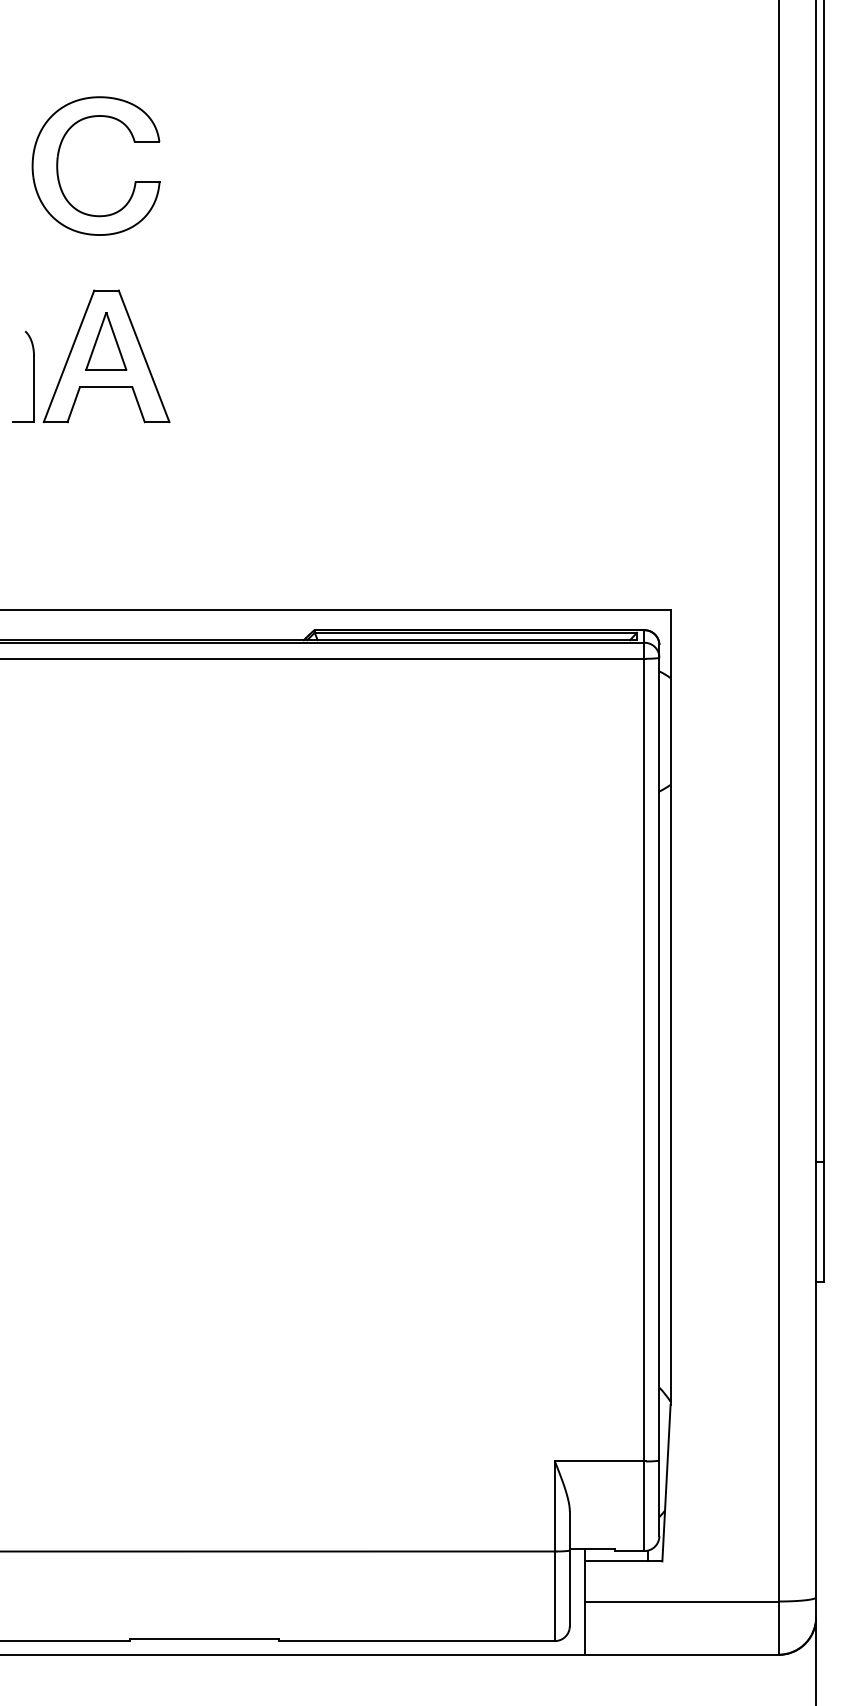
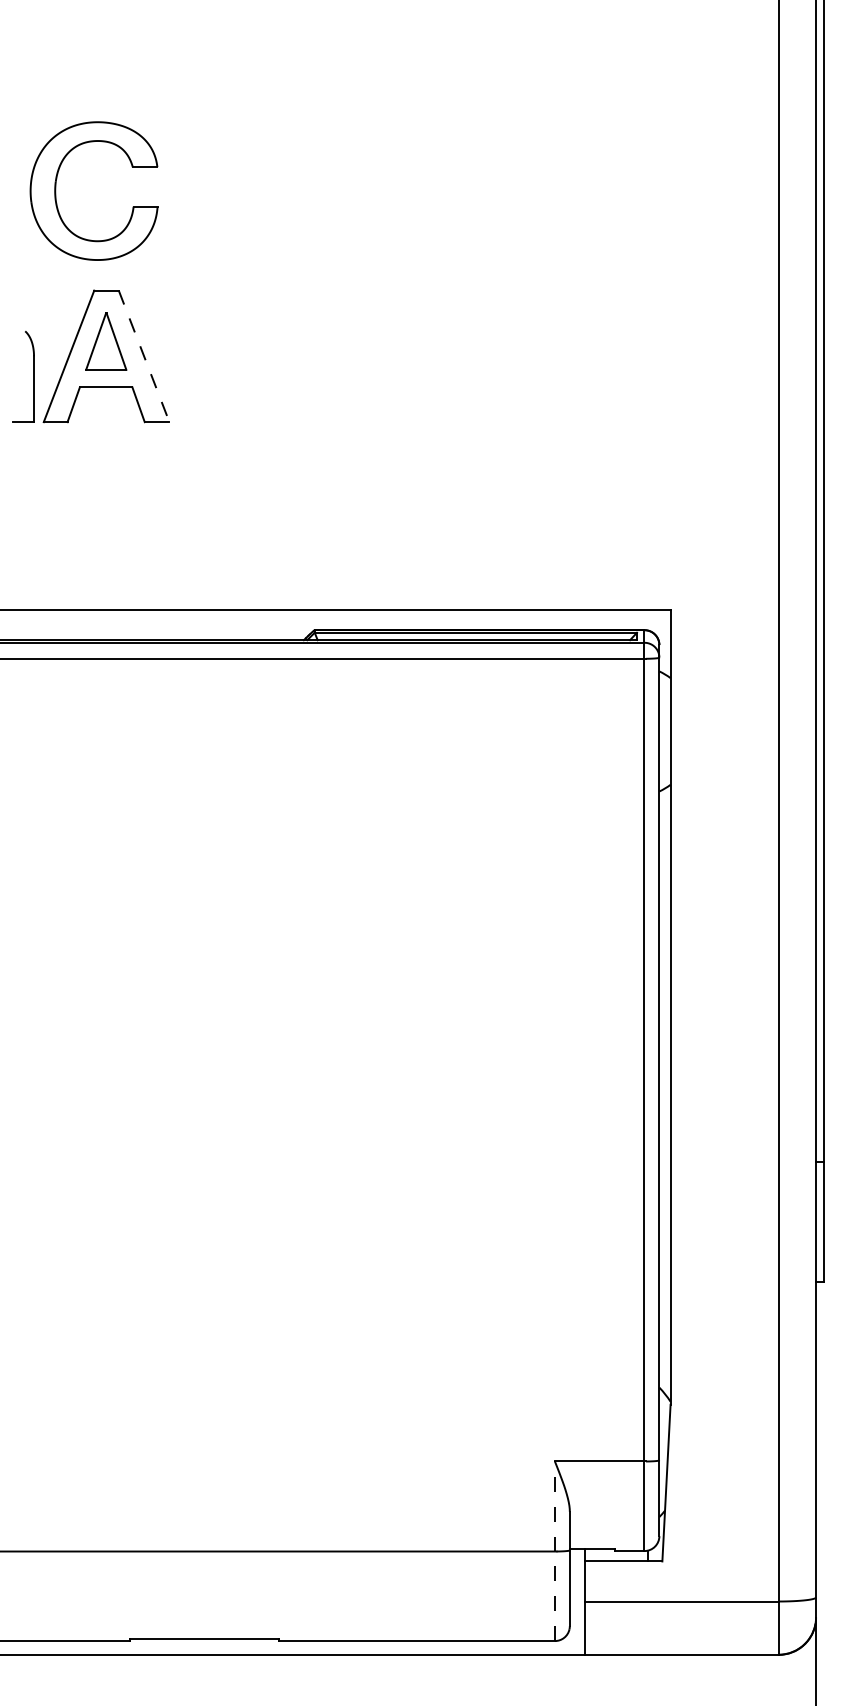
part position: (58, 165) -> (56, 190) (56, 190)
line: solid -> dashed (144, 356)
line: solid -> dashed (554, 1551)
